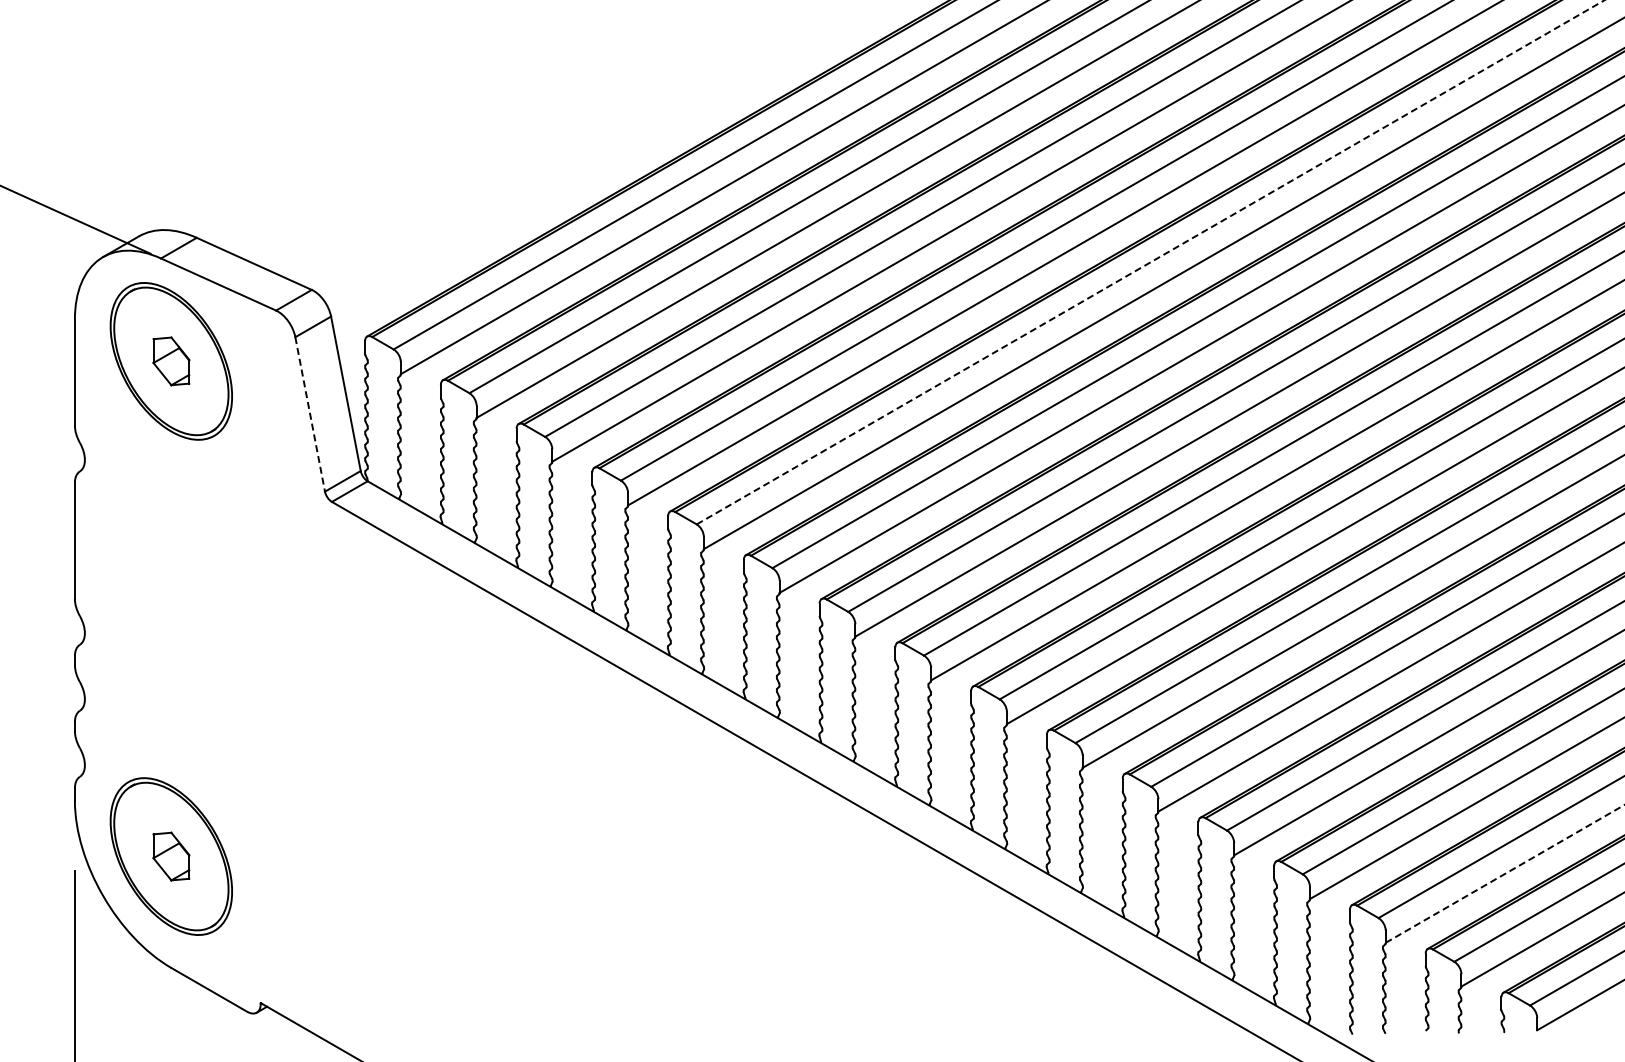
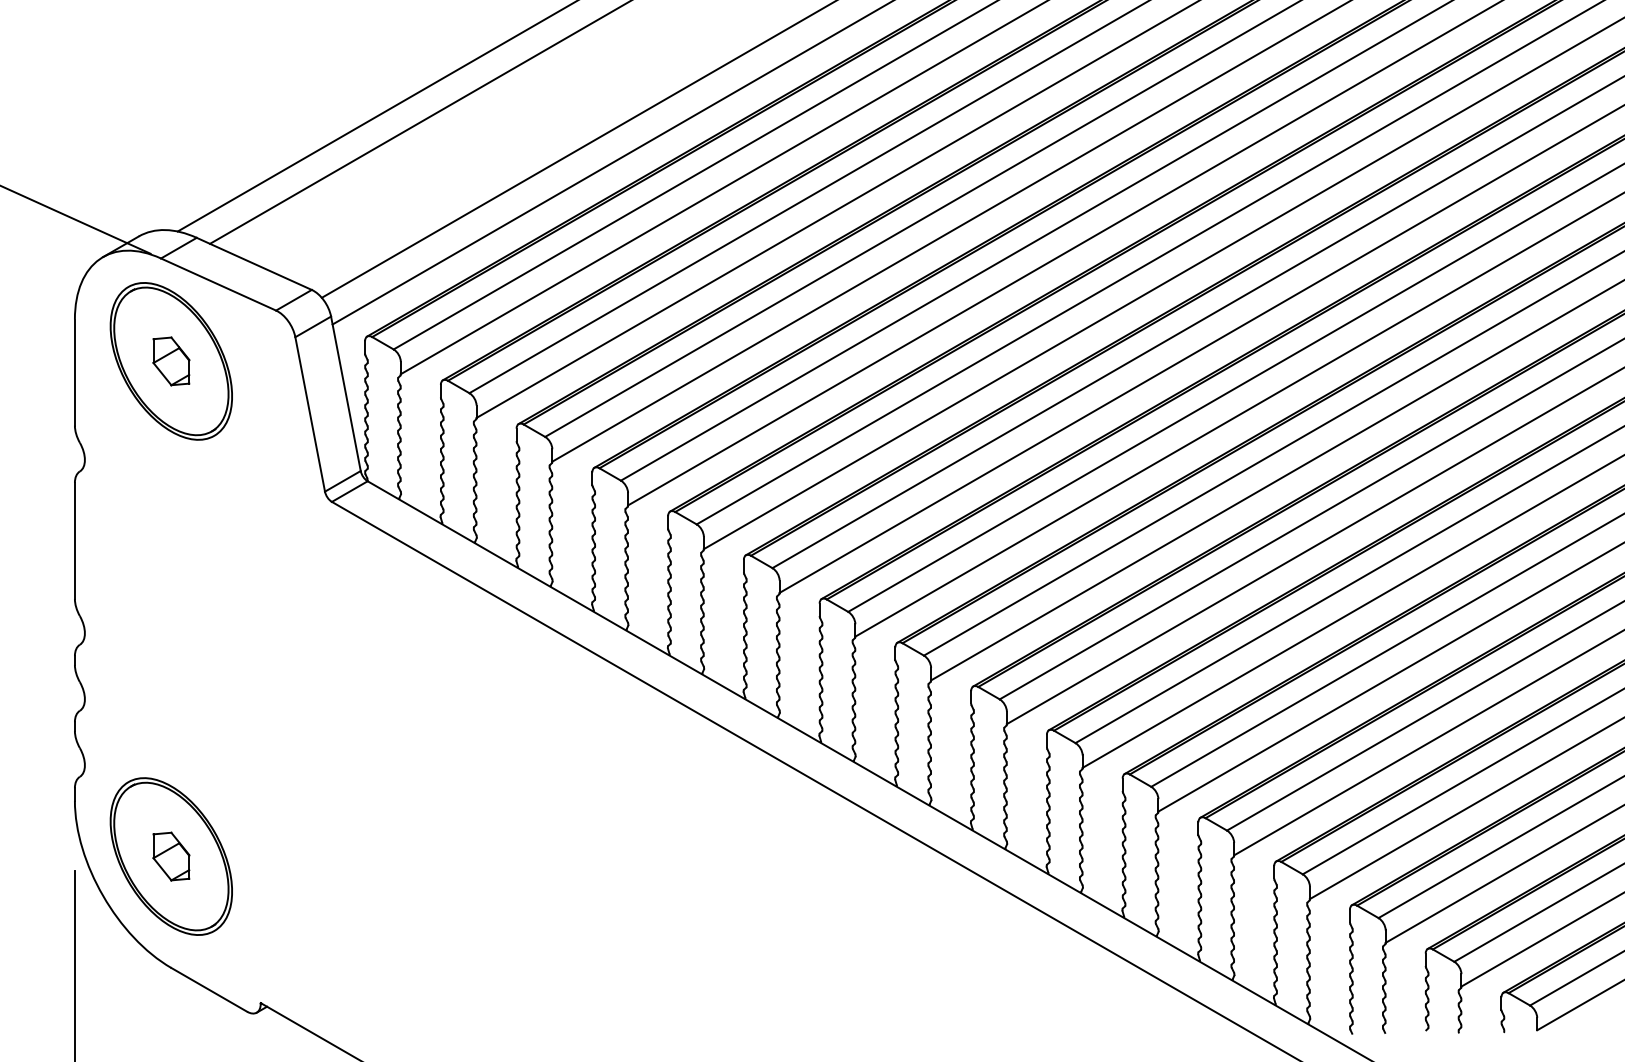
line: none -> present (375, 116)
line: none -> present (419, 122)
line: none -> present (577, 149)
line: none -> present (611, 163)
line: dashed -> solid (1150, 262)
line: dashed -> solid (310, 414)
line: dashed -> solid (1505, 873)
